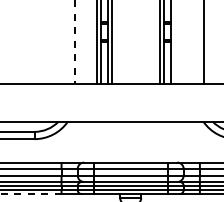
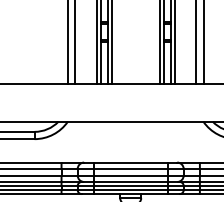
line: none -> present (67, 42)
line: dashed -> solid (75, 42)
line: none -> present (174, 42)
line: none -> present (196, 42)
line: dashed -> solid (30, 194)
